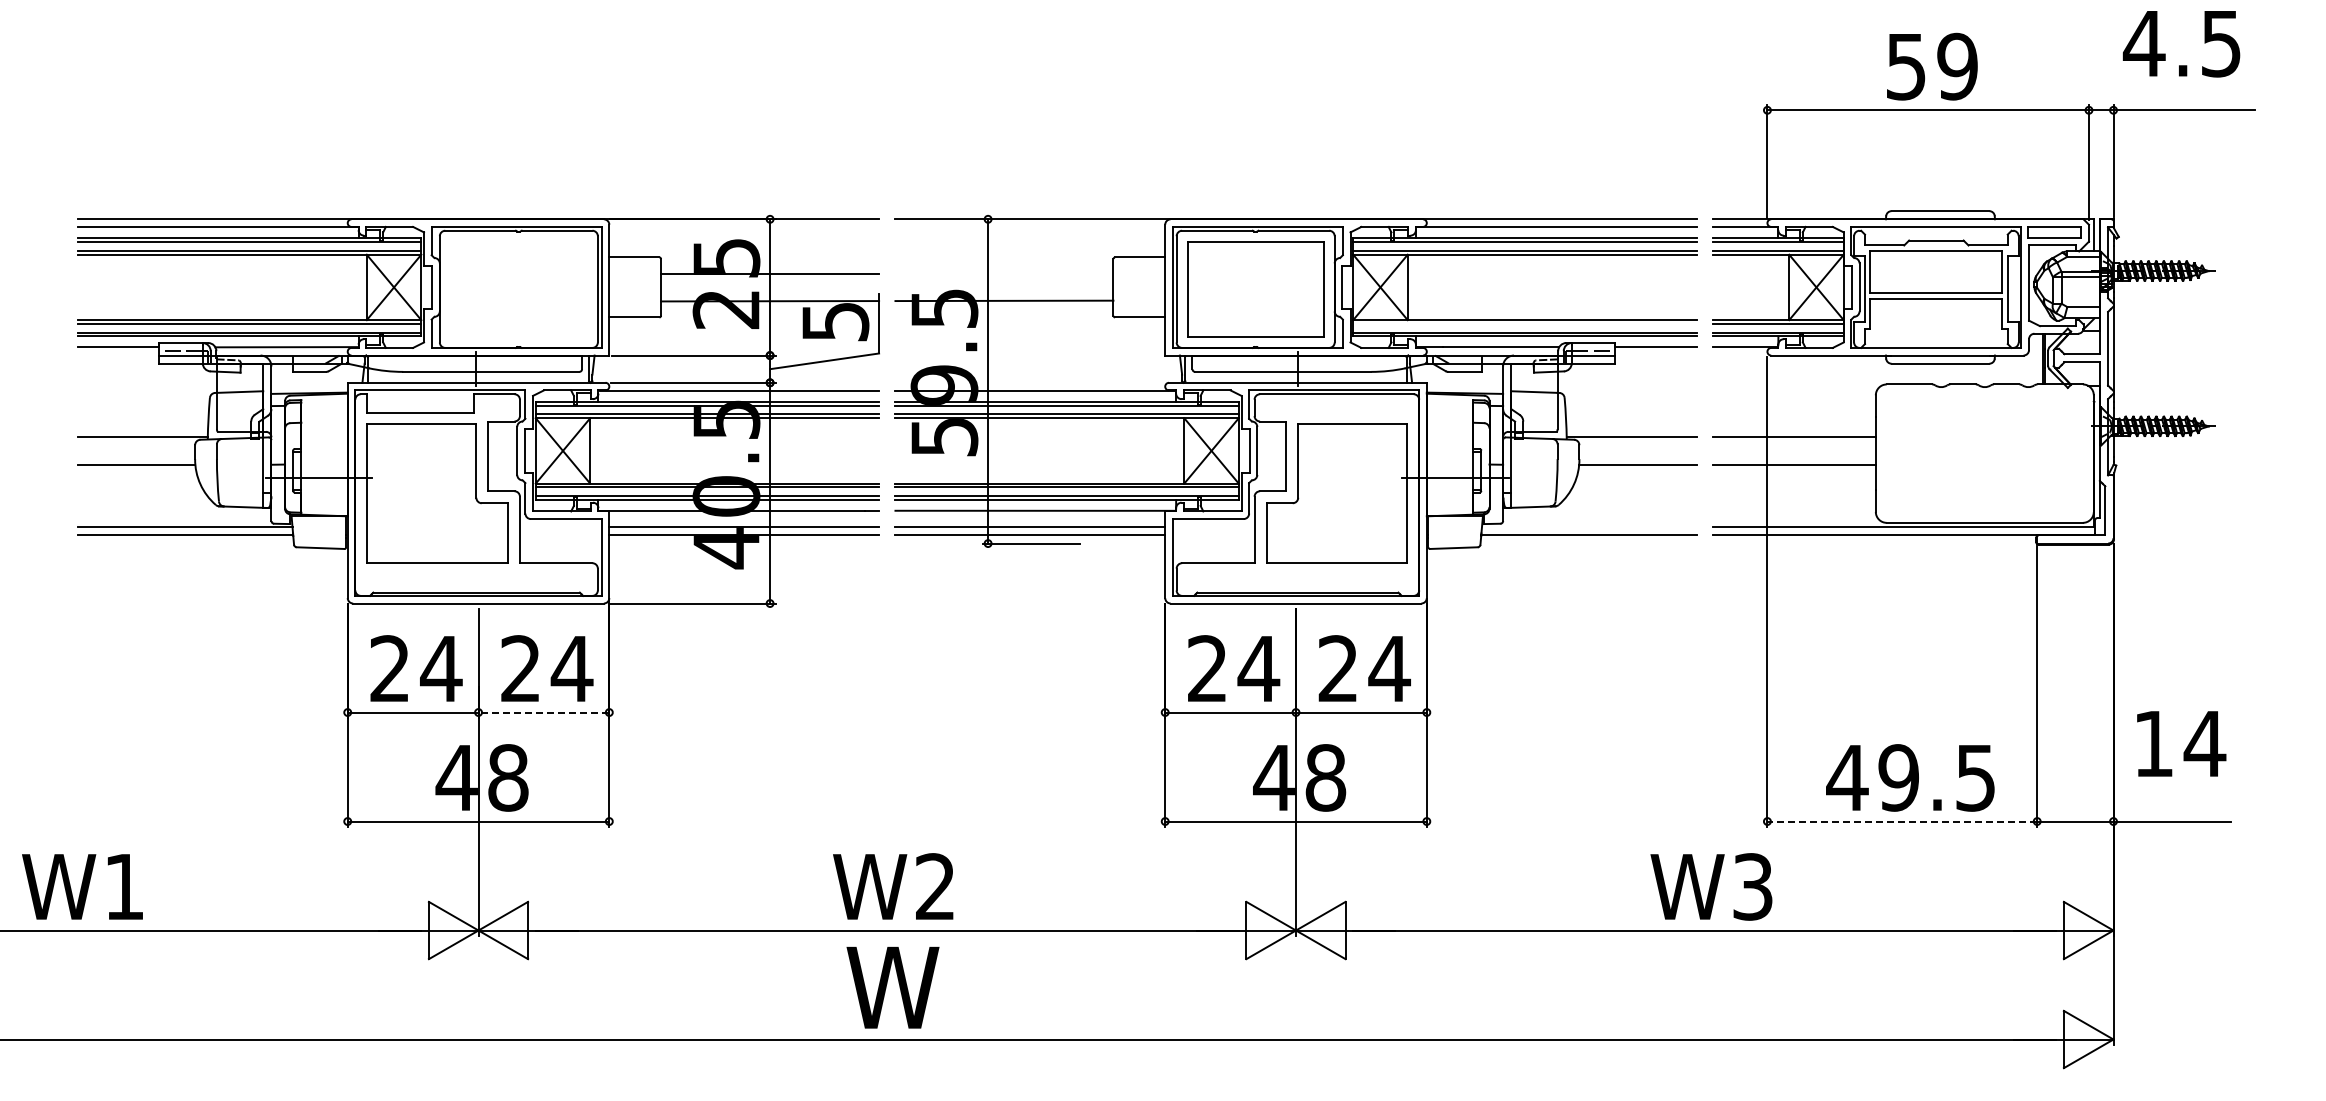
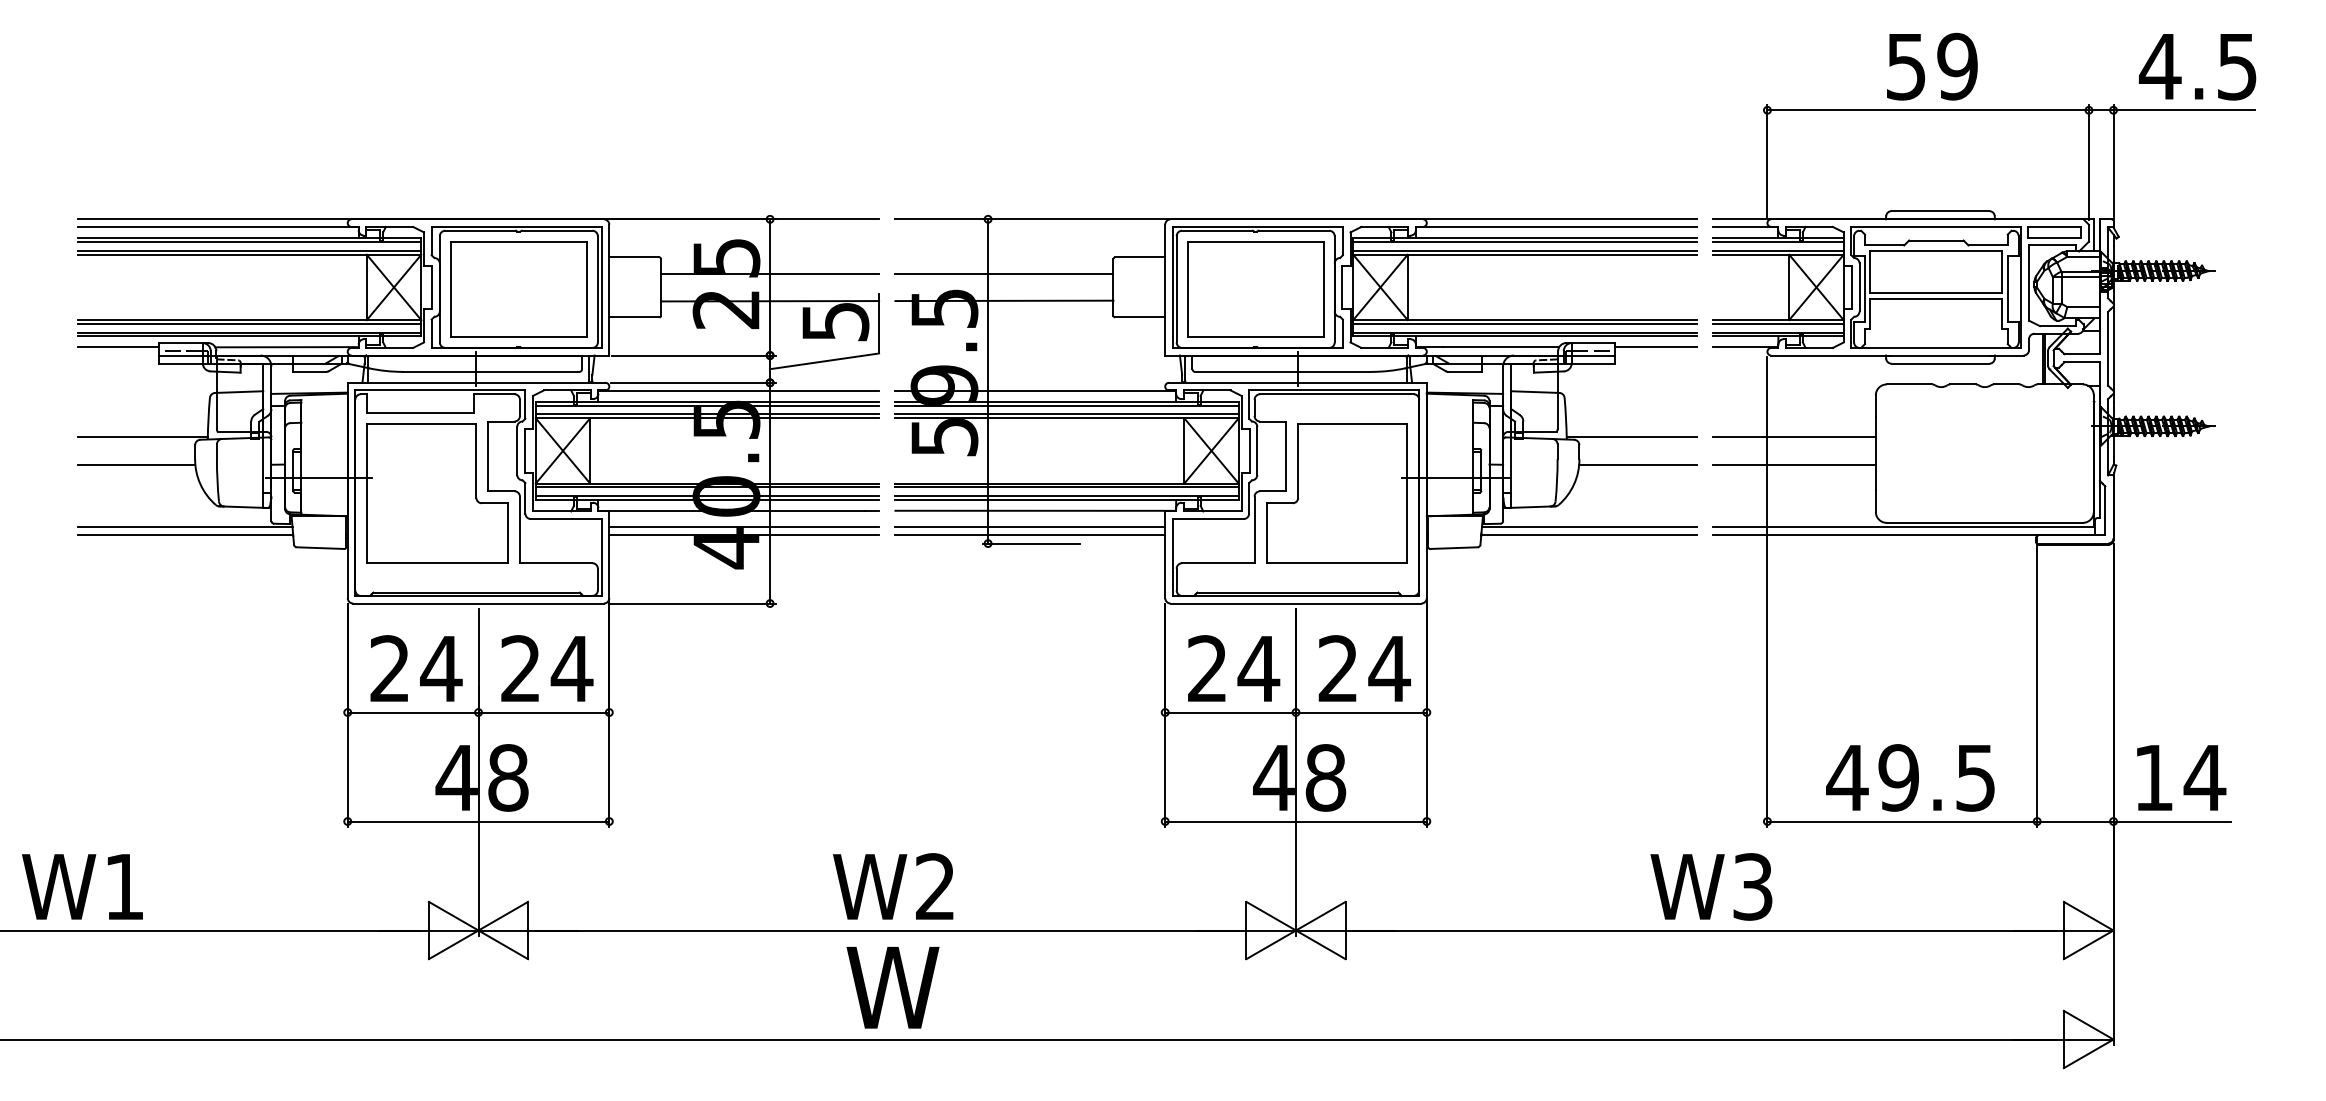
text position: (2181, 44) -> (2197, 67) (2197, 67)
line: none -> present (1004, 273)
part: none -> present (518, 289)
line: none -> present (1524, 323)
line: none -> present (1588, 527)
line: dashed -> solid (543, 712)
text position: (2181, 743) -> (2181, 777) (2181, 777)
line: dashed -> solid (1902, 821)
